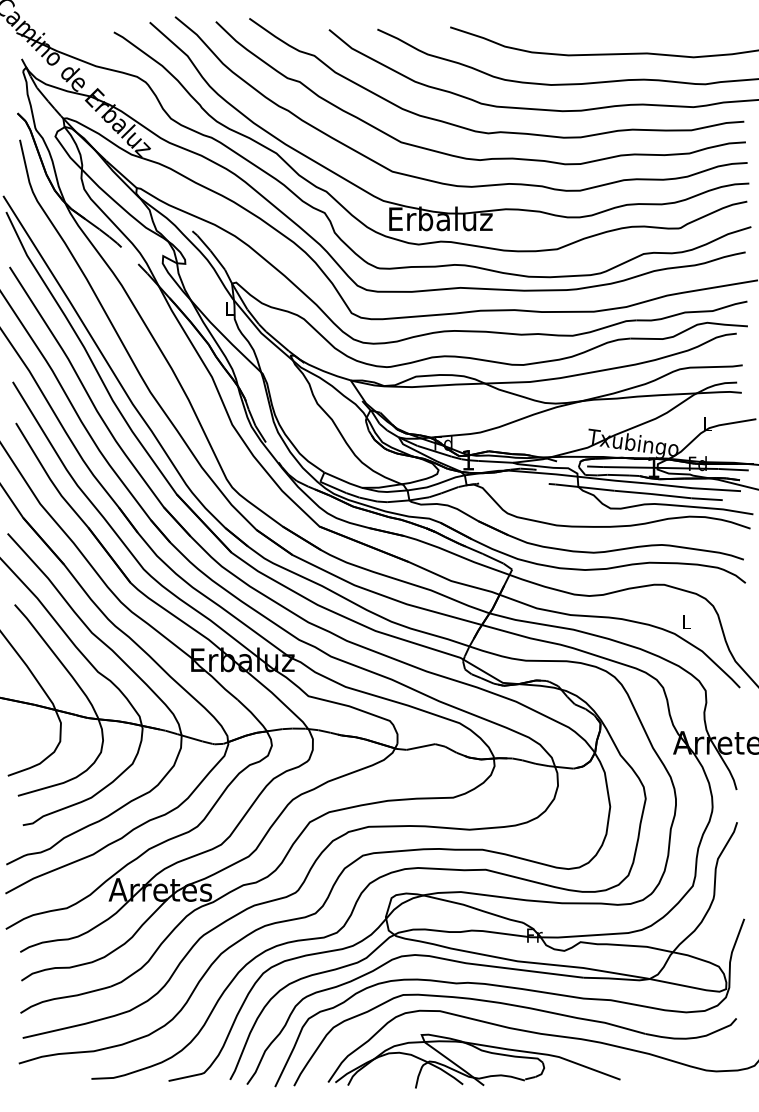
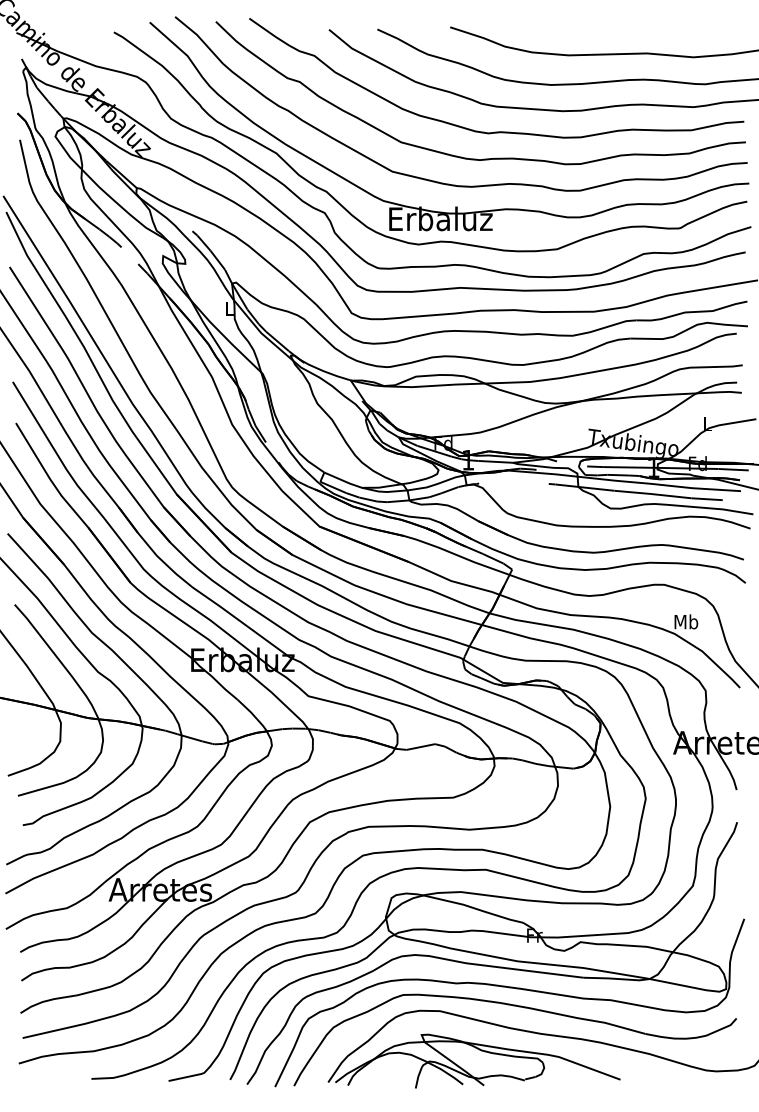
text: L -> Mb (686, 621)
